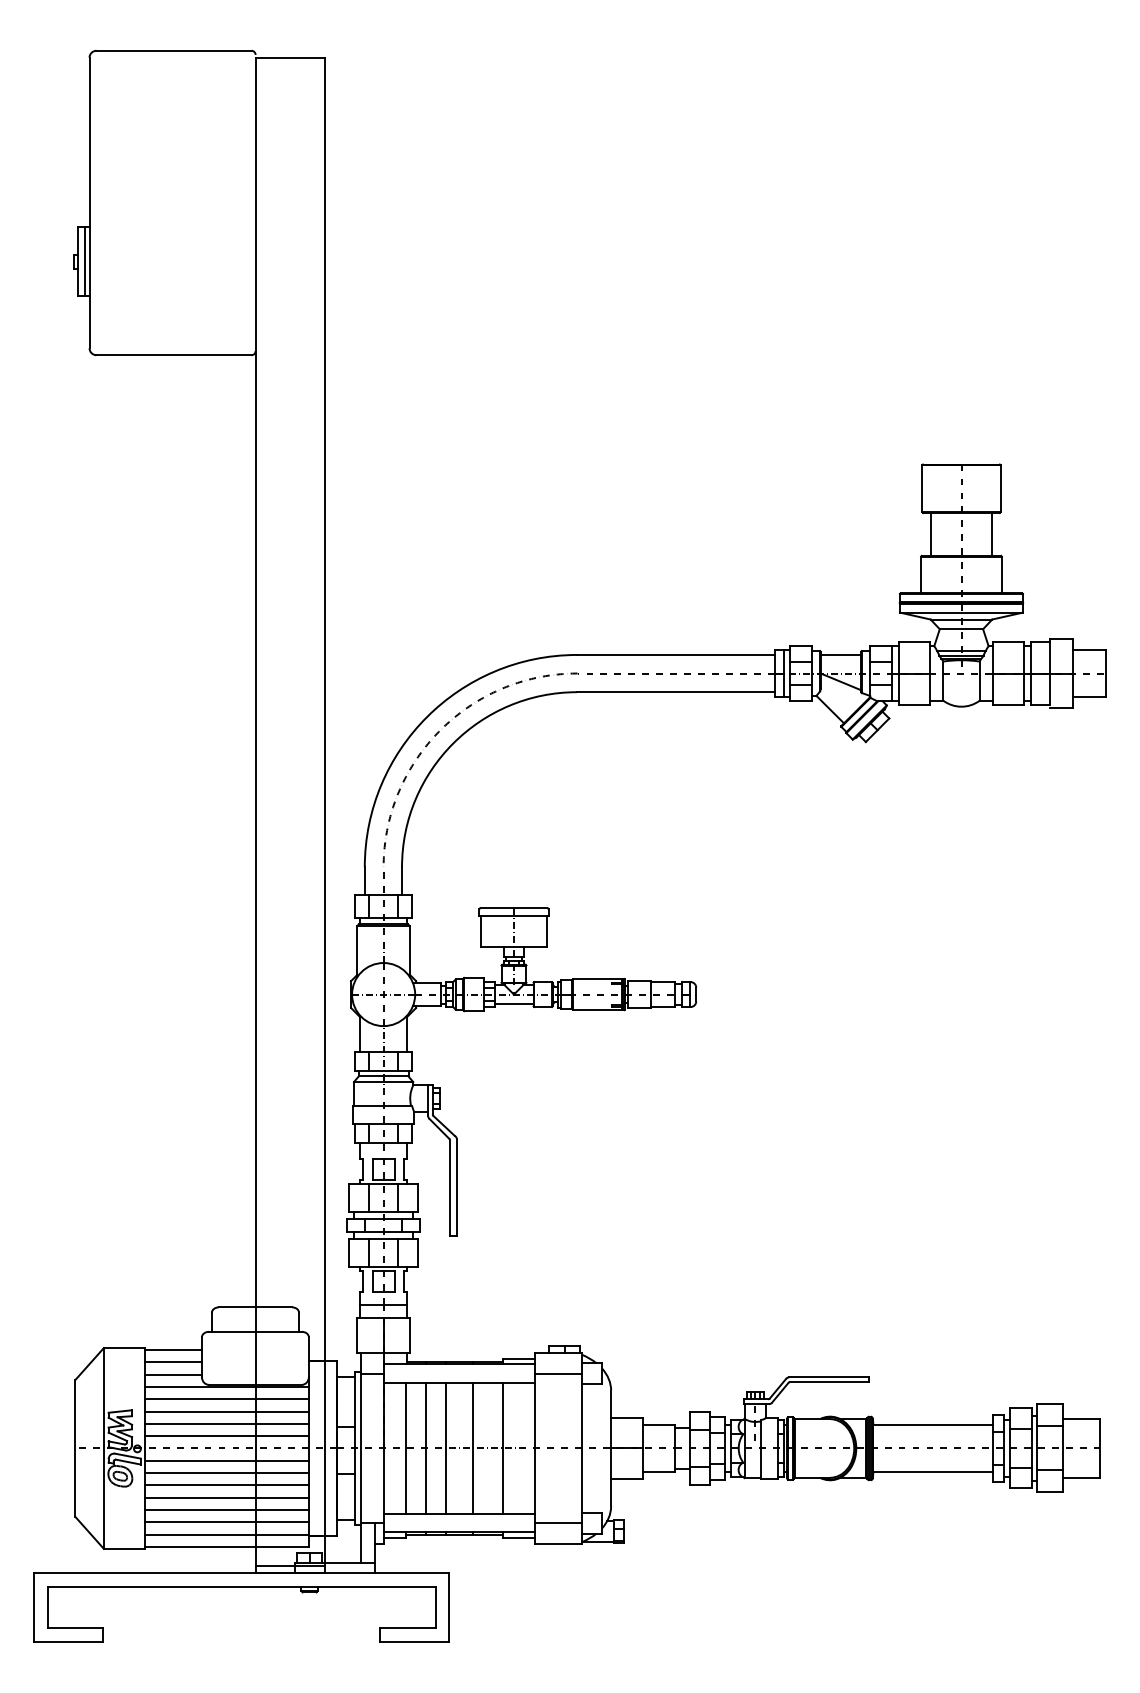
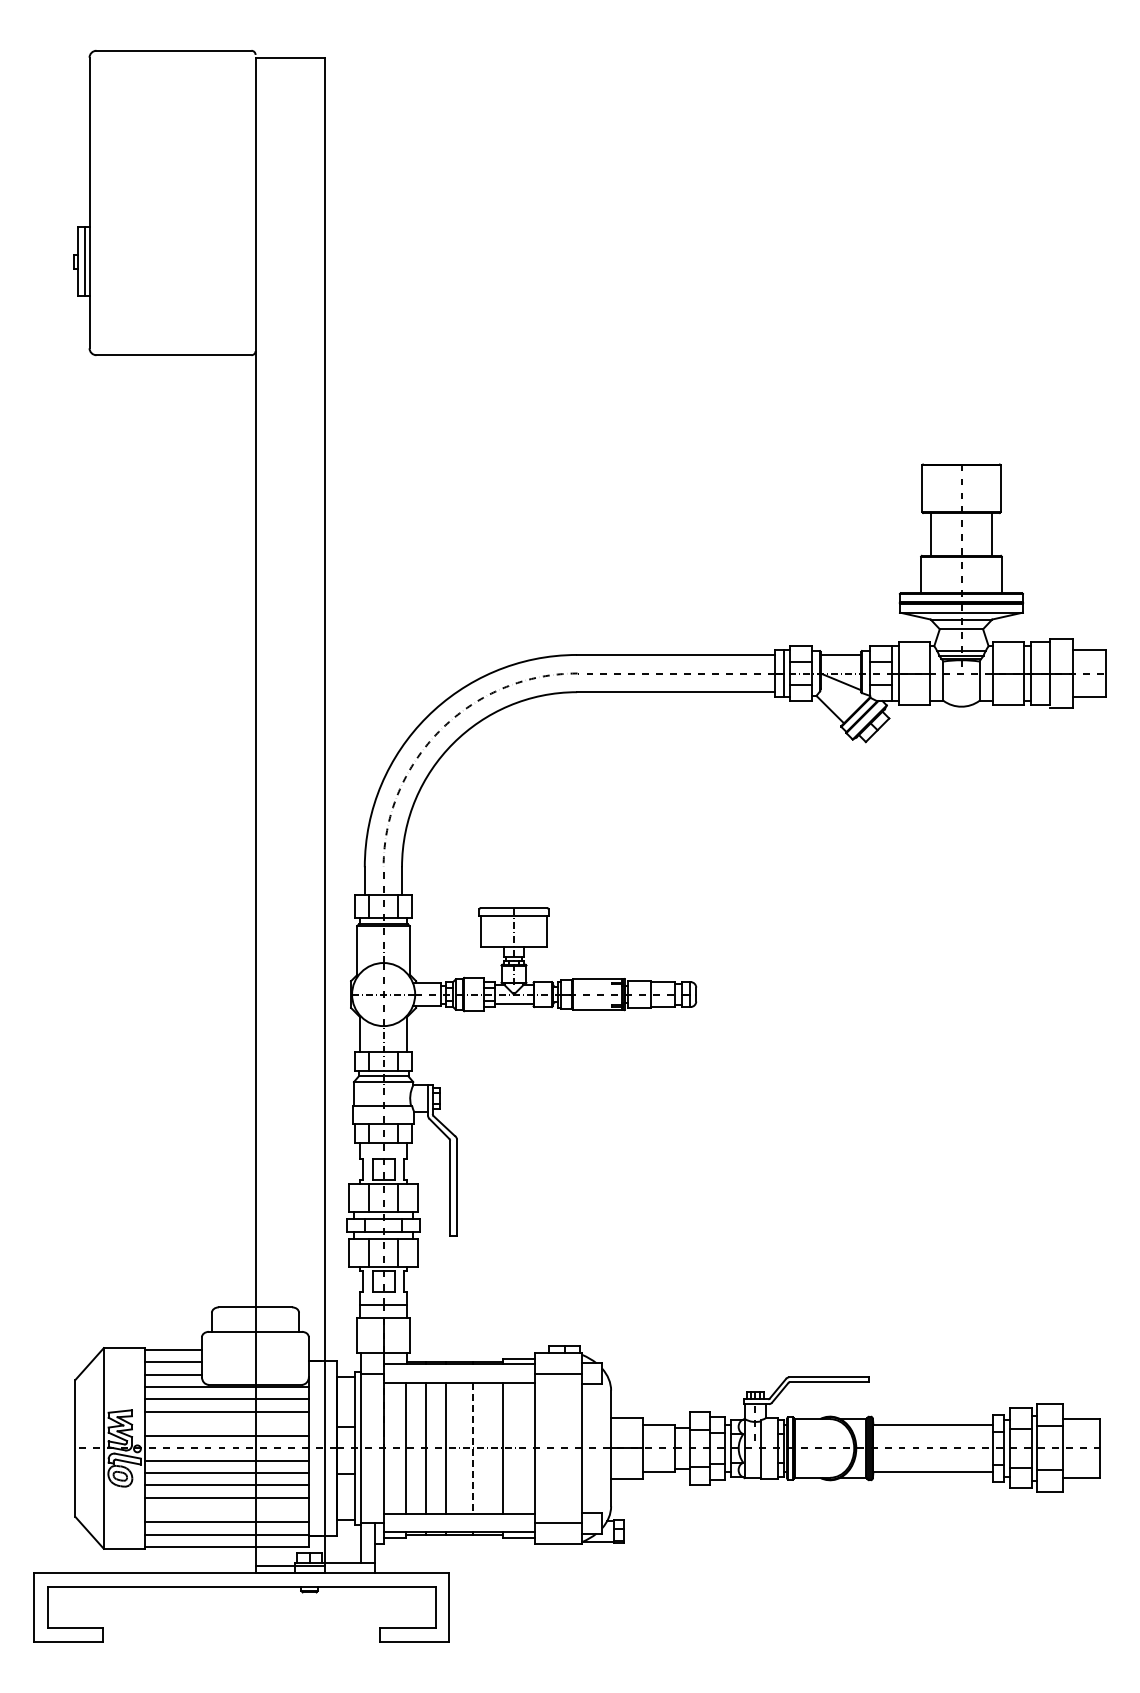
line: present -> none (226, 1423)
line: solid -> dashed (473, 1448)
line: present -> none (226, 1510)
